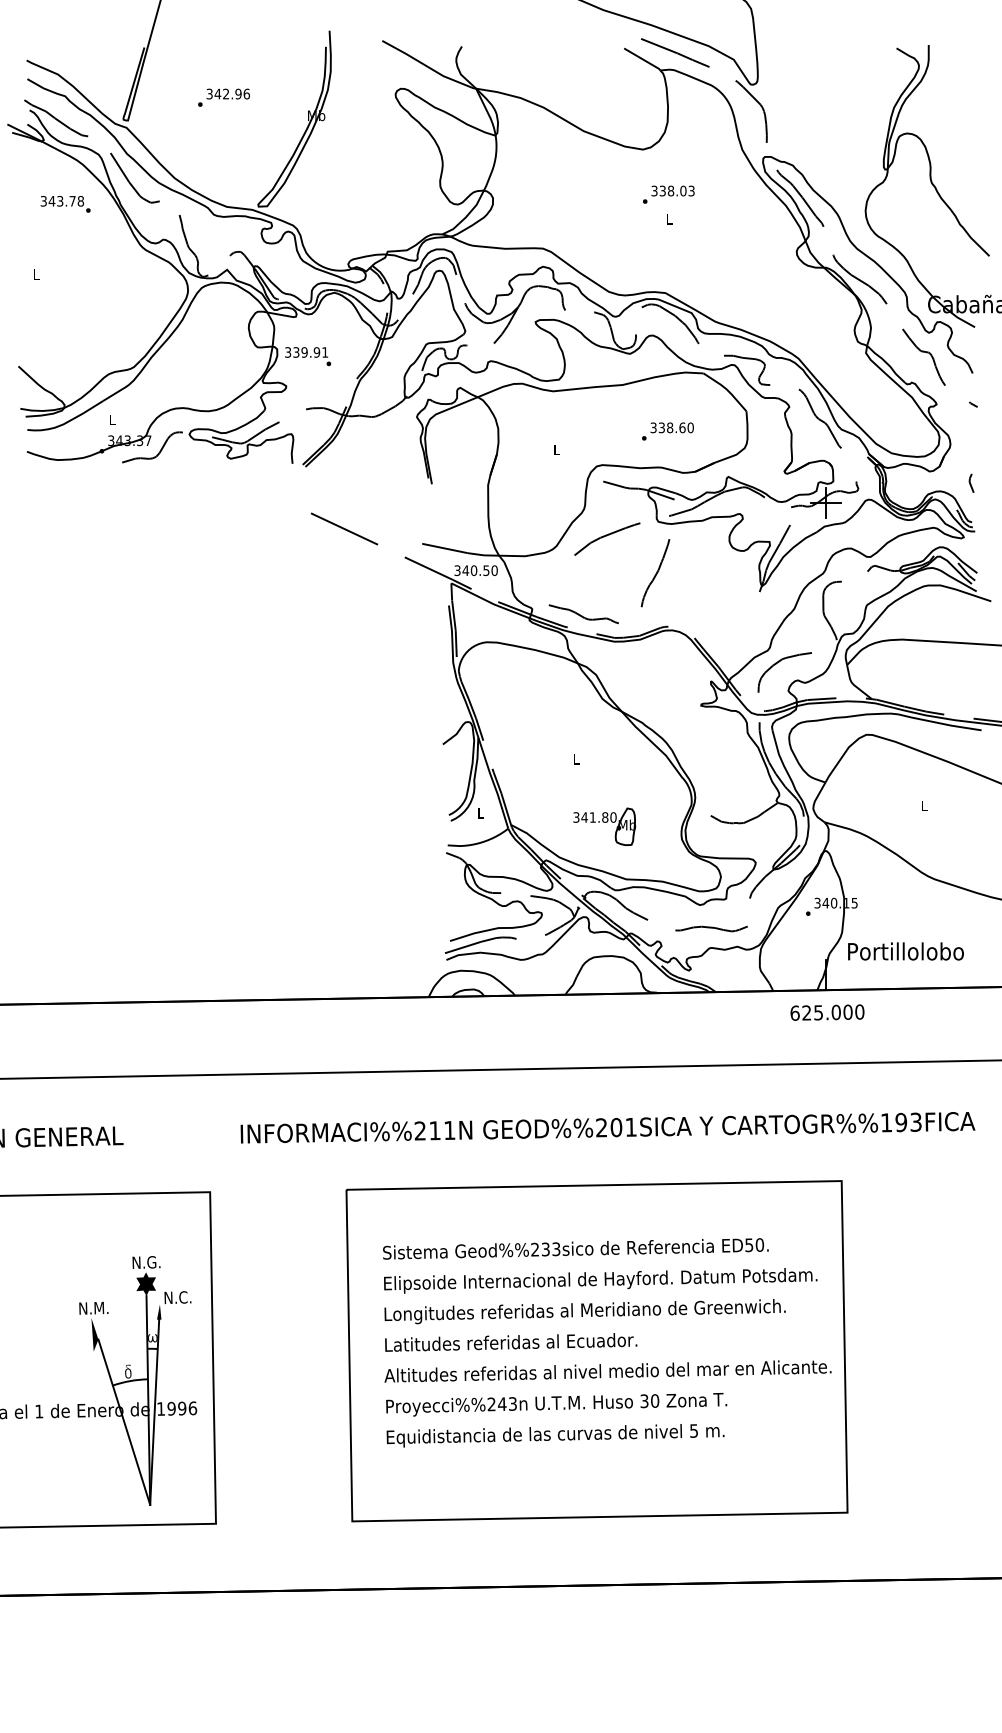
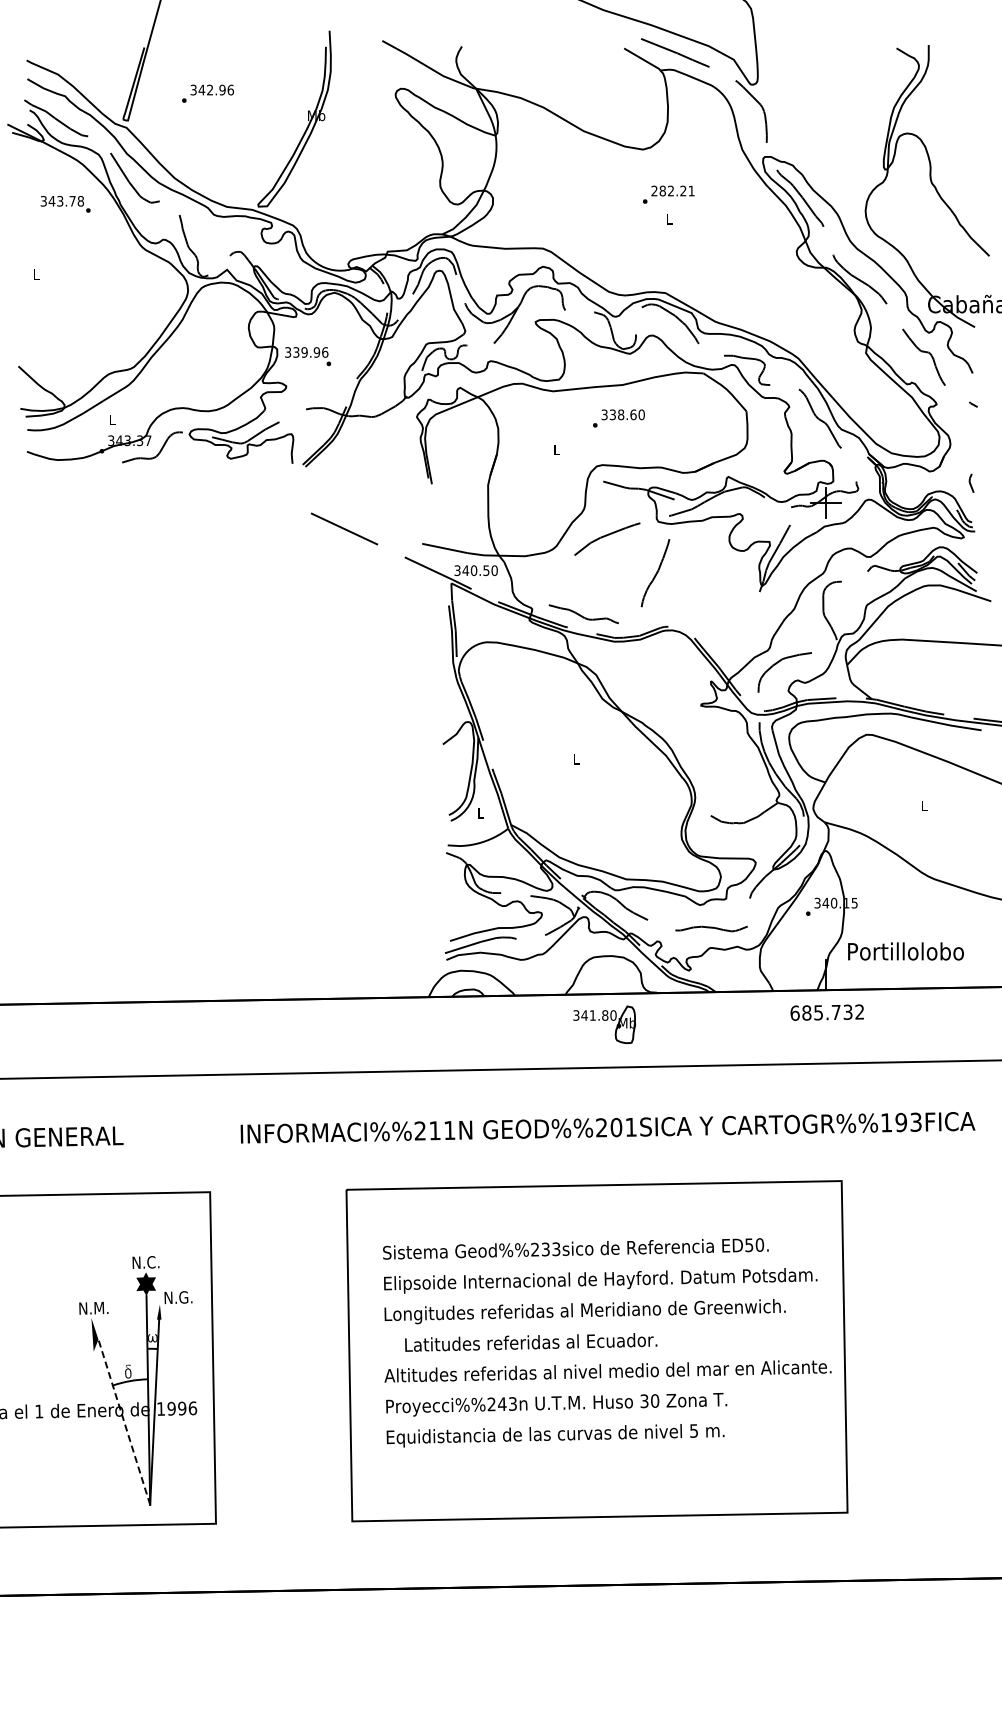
text position: (223, 97) -> (207, 93) (207, 93)
text: 338.03 -> 282.21 (672, 190)
text: 339.91 -> 339.96 (325, 352)
text position: (667, 431) -> (618, 418) (618, 418)
part position: (604, 826) -> (604, 1024) (604, 1024)
text: 625.000 -> 685.732 (833, 1012)
text: N.G. -> N.C. (156, 1262)
text: N.C. -> N.G. (188, 1297)
text position: (511, 1342) -> (531, 1342) (531, 1342)
line: solid -> dashed (124, 1422)
